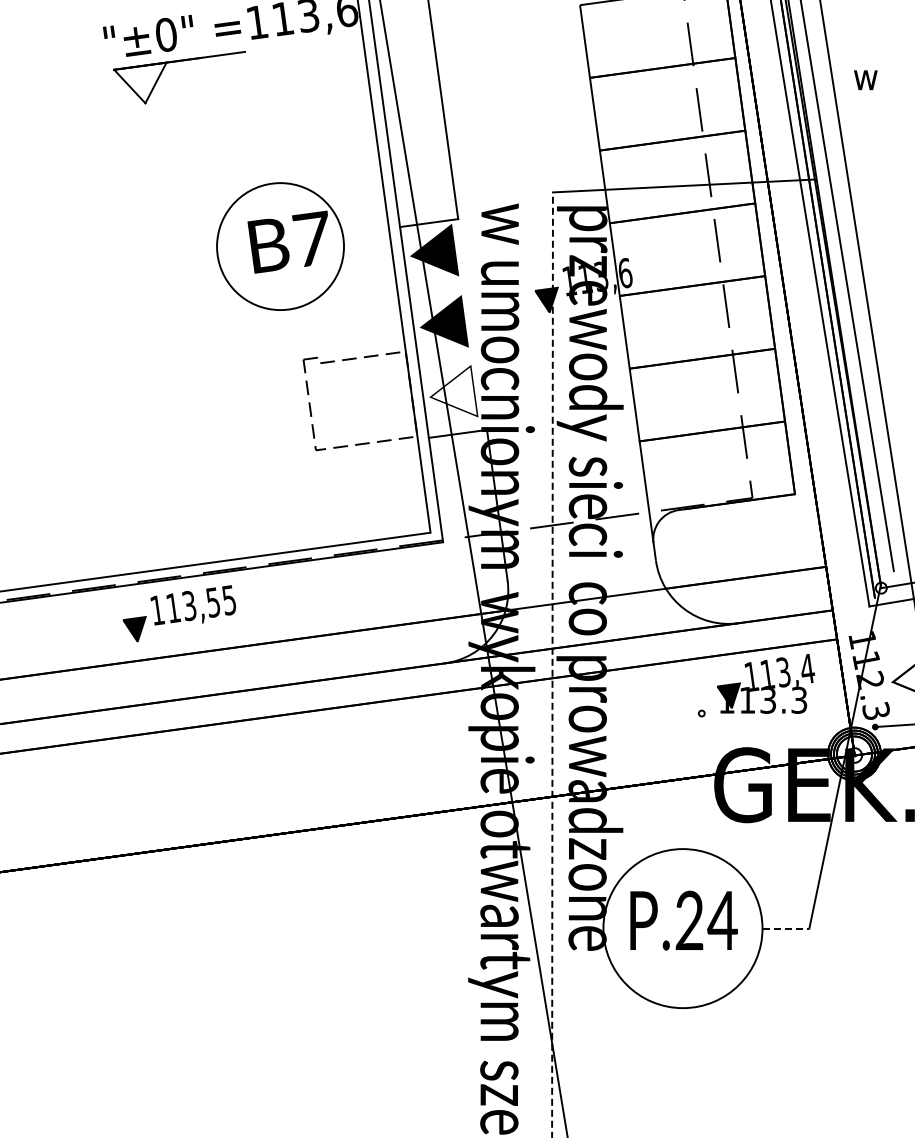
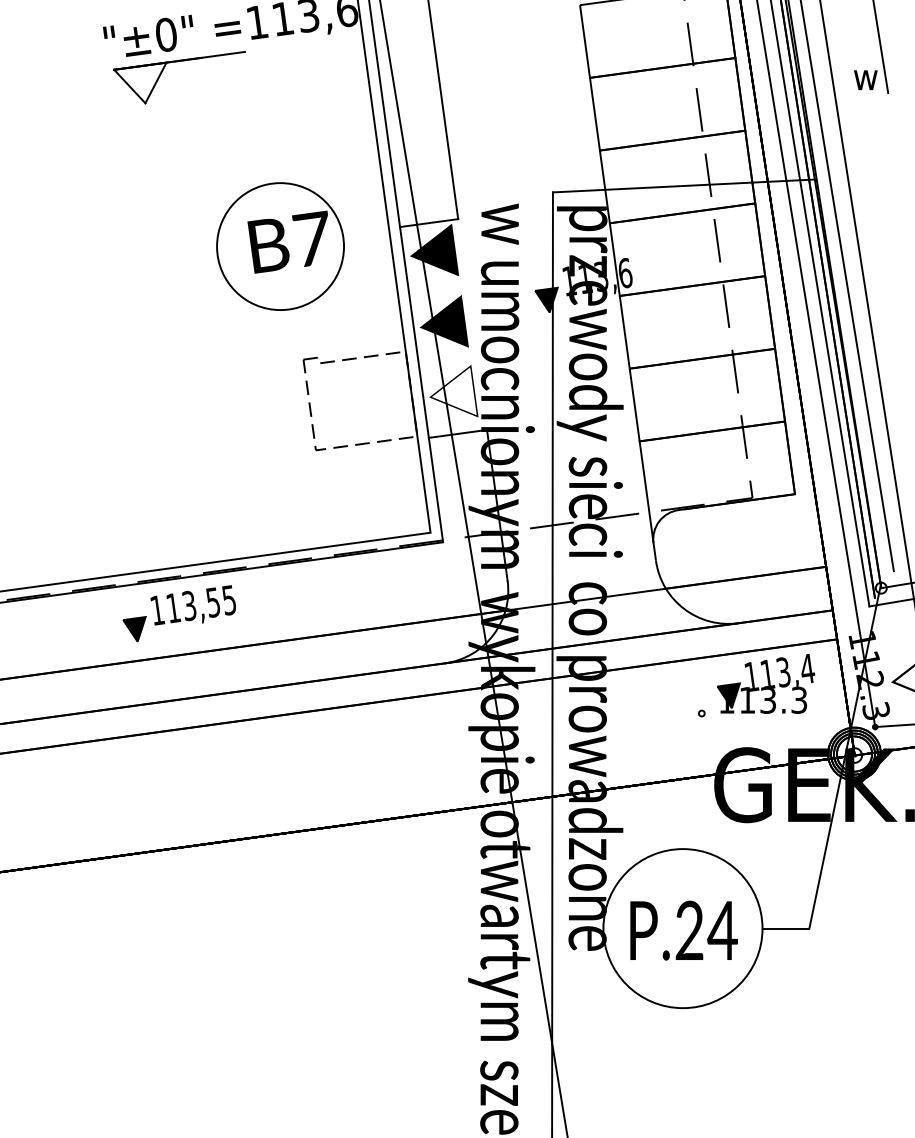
line: none -> present (880, 47)
line: none -> present (816, 364)
line: dashed -> solid (552, 665)
text position: (683, 920) -> (683, 930) (683, 930)
line: dashed -> solid (786, 928)
